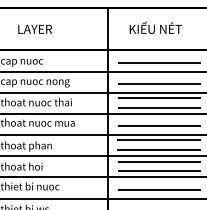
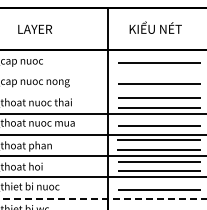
line: present -> none (102, 71)
line: present -> none (102, 92)
line: solid -> dashed (103, 198)
